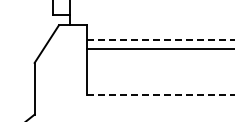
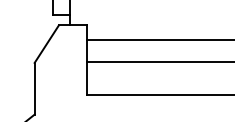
line: dashed -> solid (160, 40)
line position: (159, 49) -> (159, 62) (159, 62)
line: dashed -> solid (160, 94)
